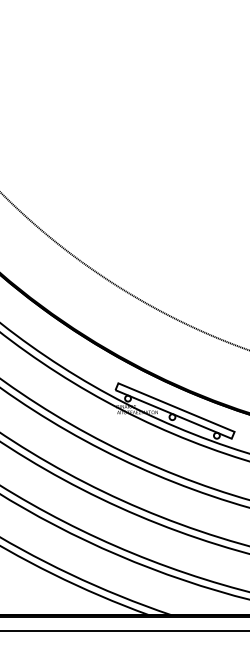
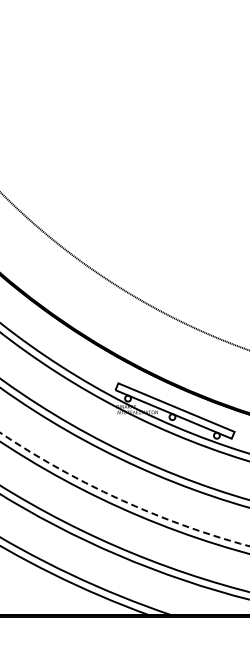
arc: solid -> dashed (120, 499)
line: present -> none (124, 631)
